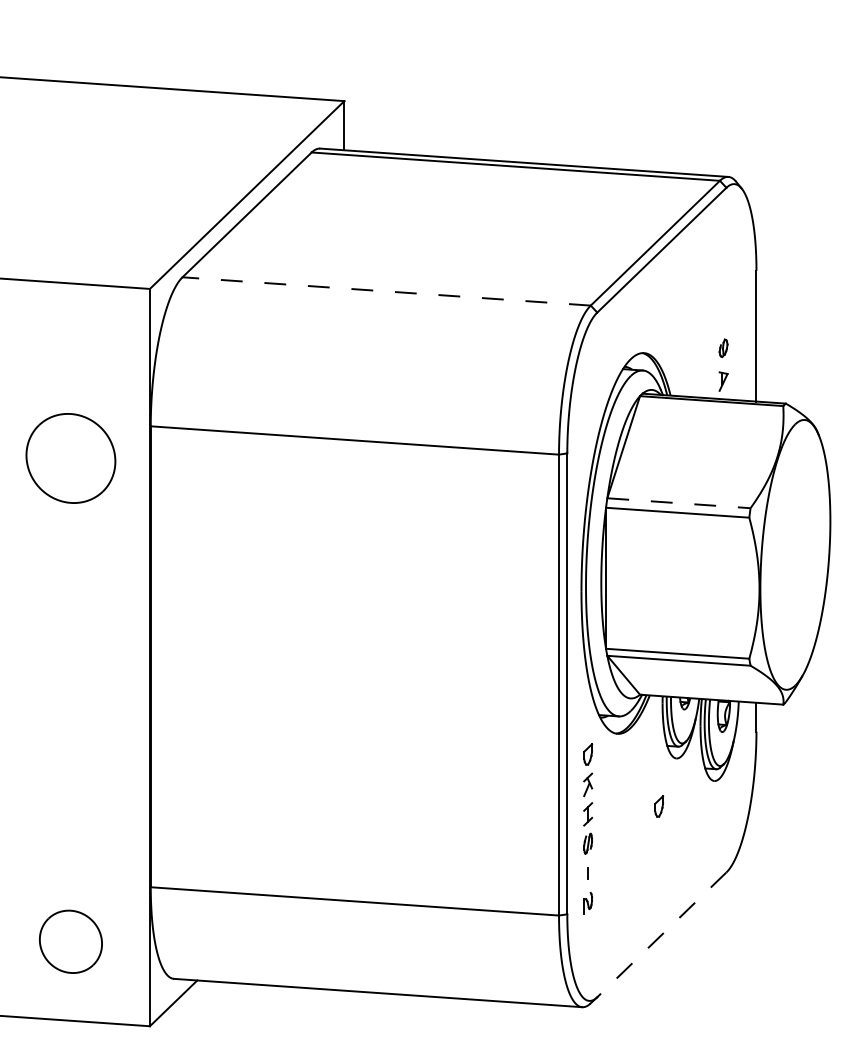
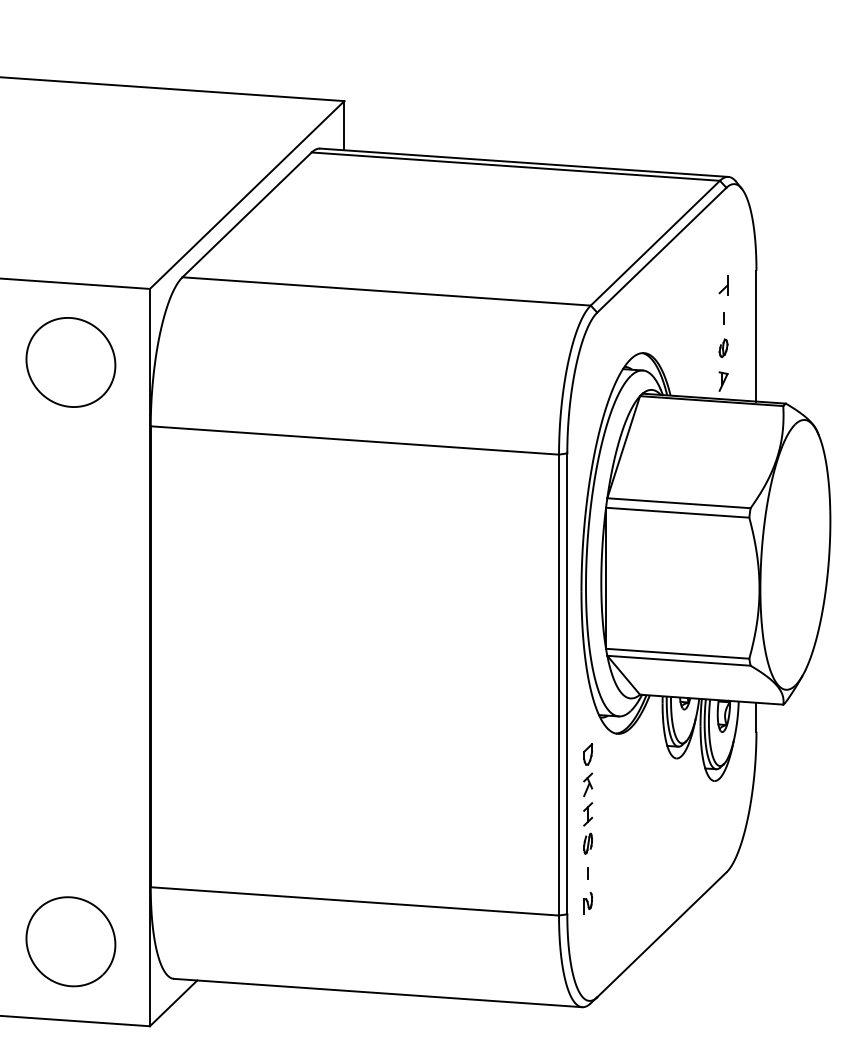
part: none -> present (723, 285)
line: dashed -> solid (386, 291)
line: none -> present (723, 318)
part position: (70, 458) -> (70, 362) (70, 362)
line: dashed -> solid (678, 503)
part: present -> none (659, 806)
line: dashed -> solid (661, 934)
part size: 64x65 px -> 92x92 px (70, 941)
